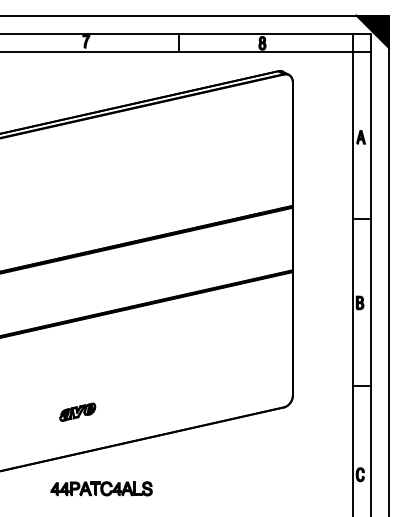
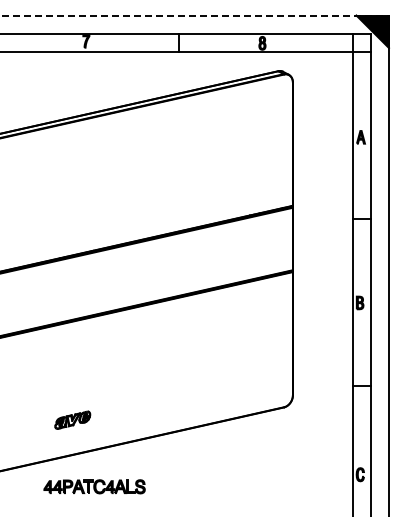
line: solid -> dashed (195, 15)
part position: (77, 411) -> (72, 419) (72, 419)
part position: (101, 488) -> (94, 486) (94, 486)
